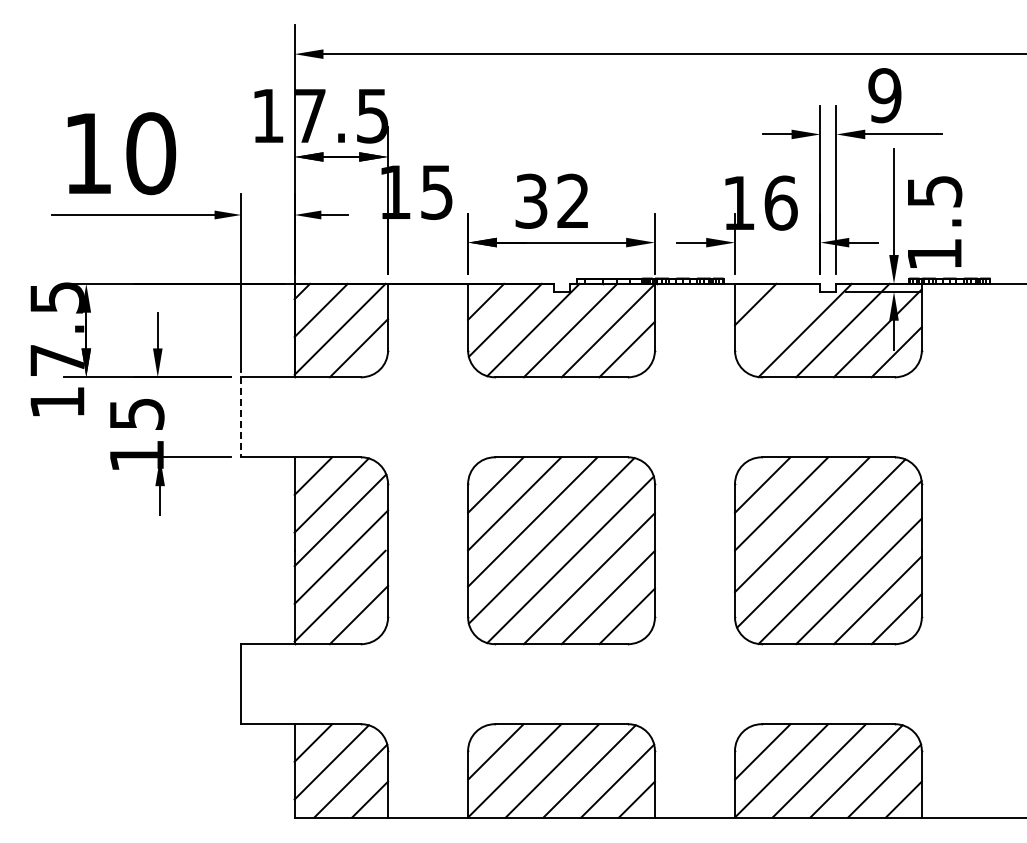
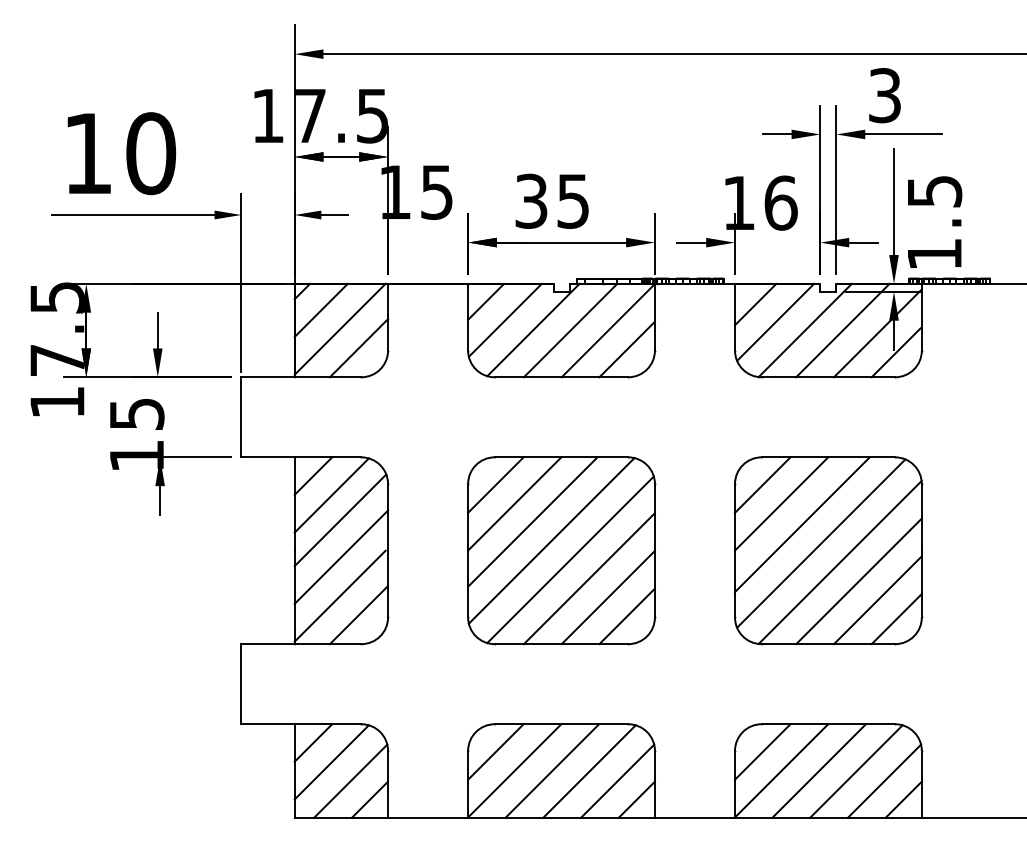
text: 9 -> 3 (884, 95)
text: 32 -> 35 (572, 200)
line: none -> present (775, 321)
line: dashed -> solid (241, 417)
